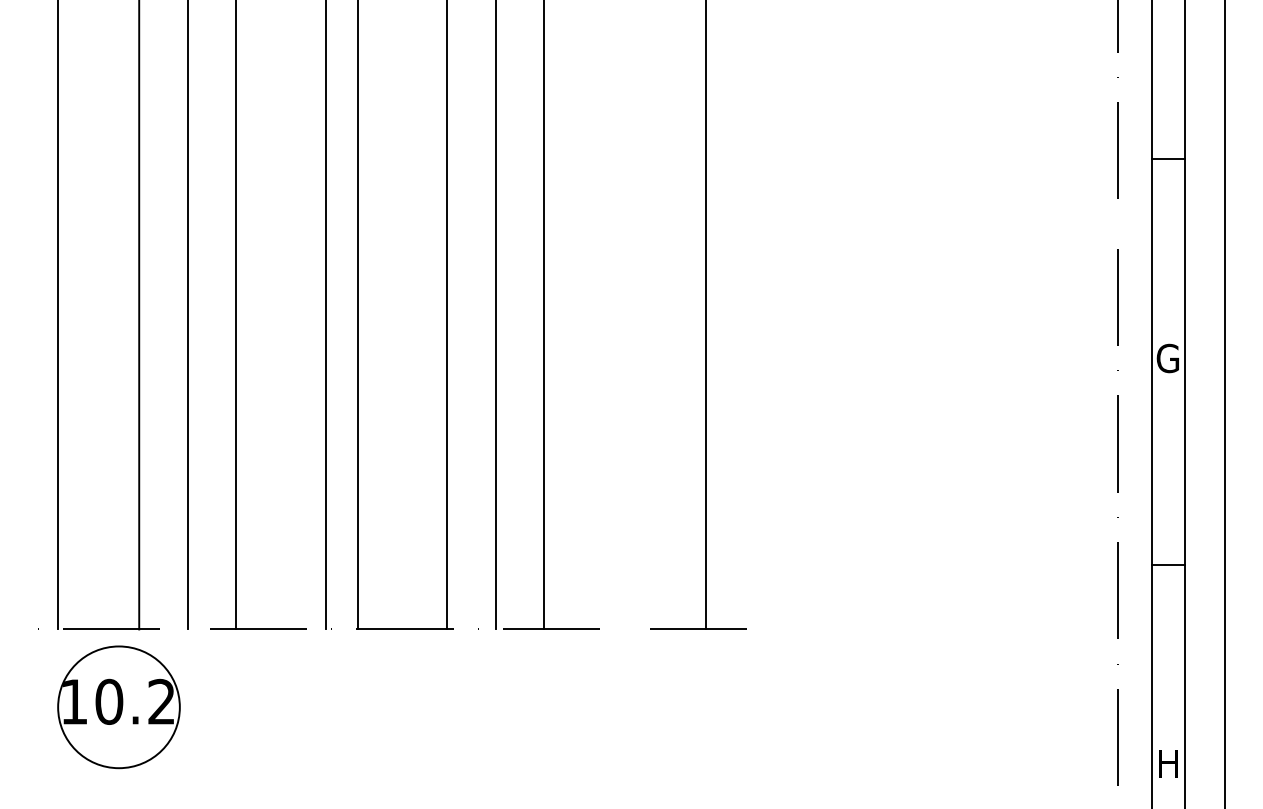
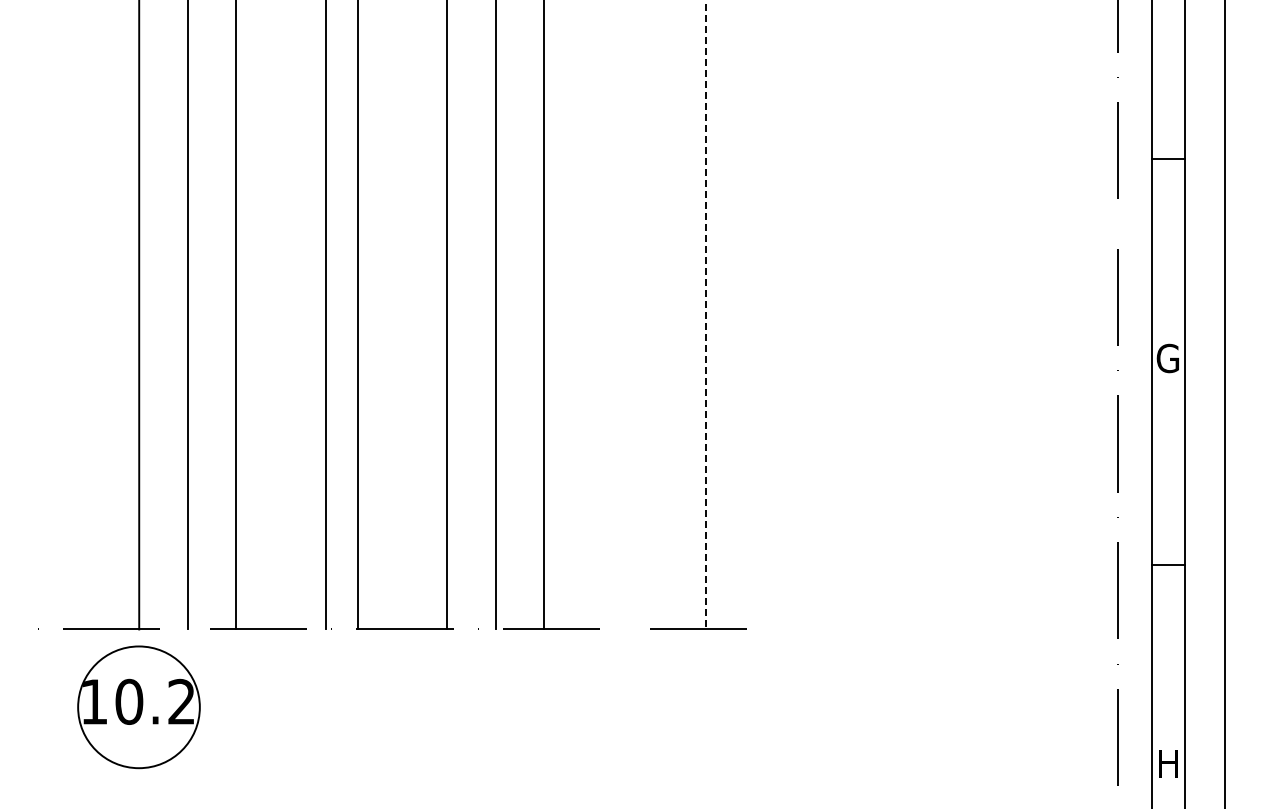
line: present -> none (58, 315)
line: solid -> dashed (706, 315)
part position: (118, 707) -> (138, 707) (138, 707)
